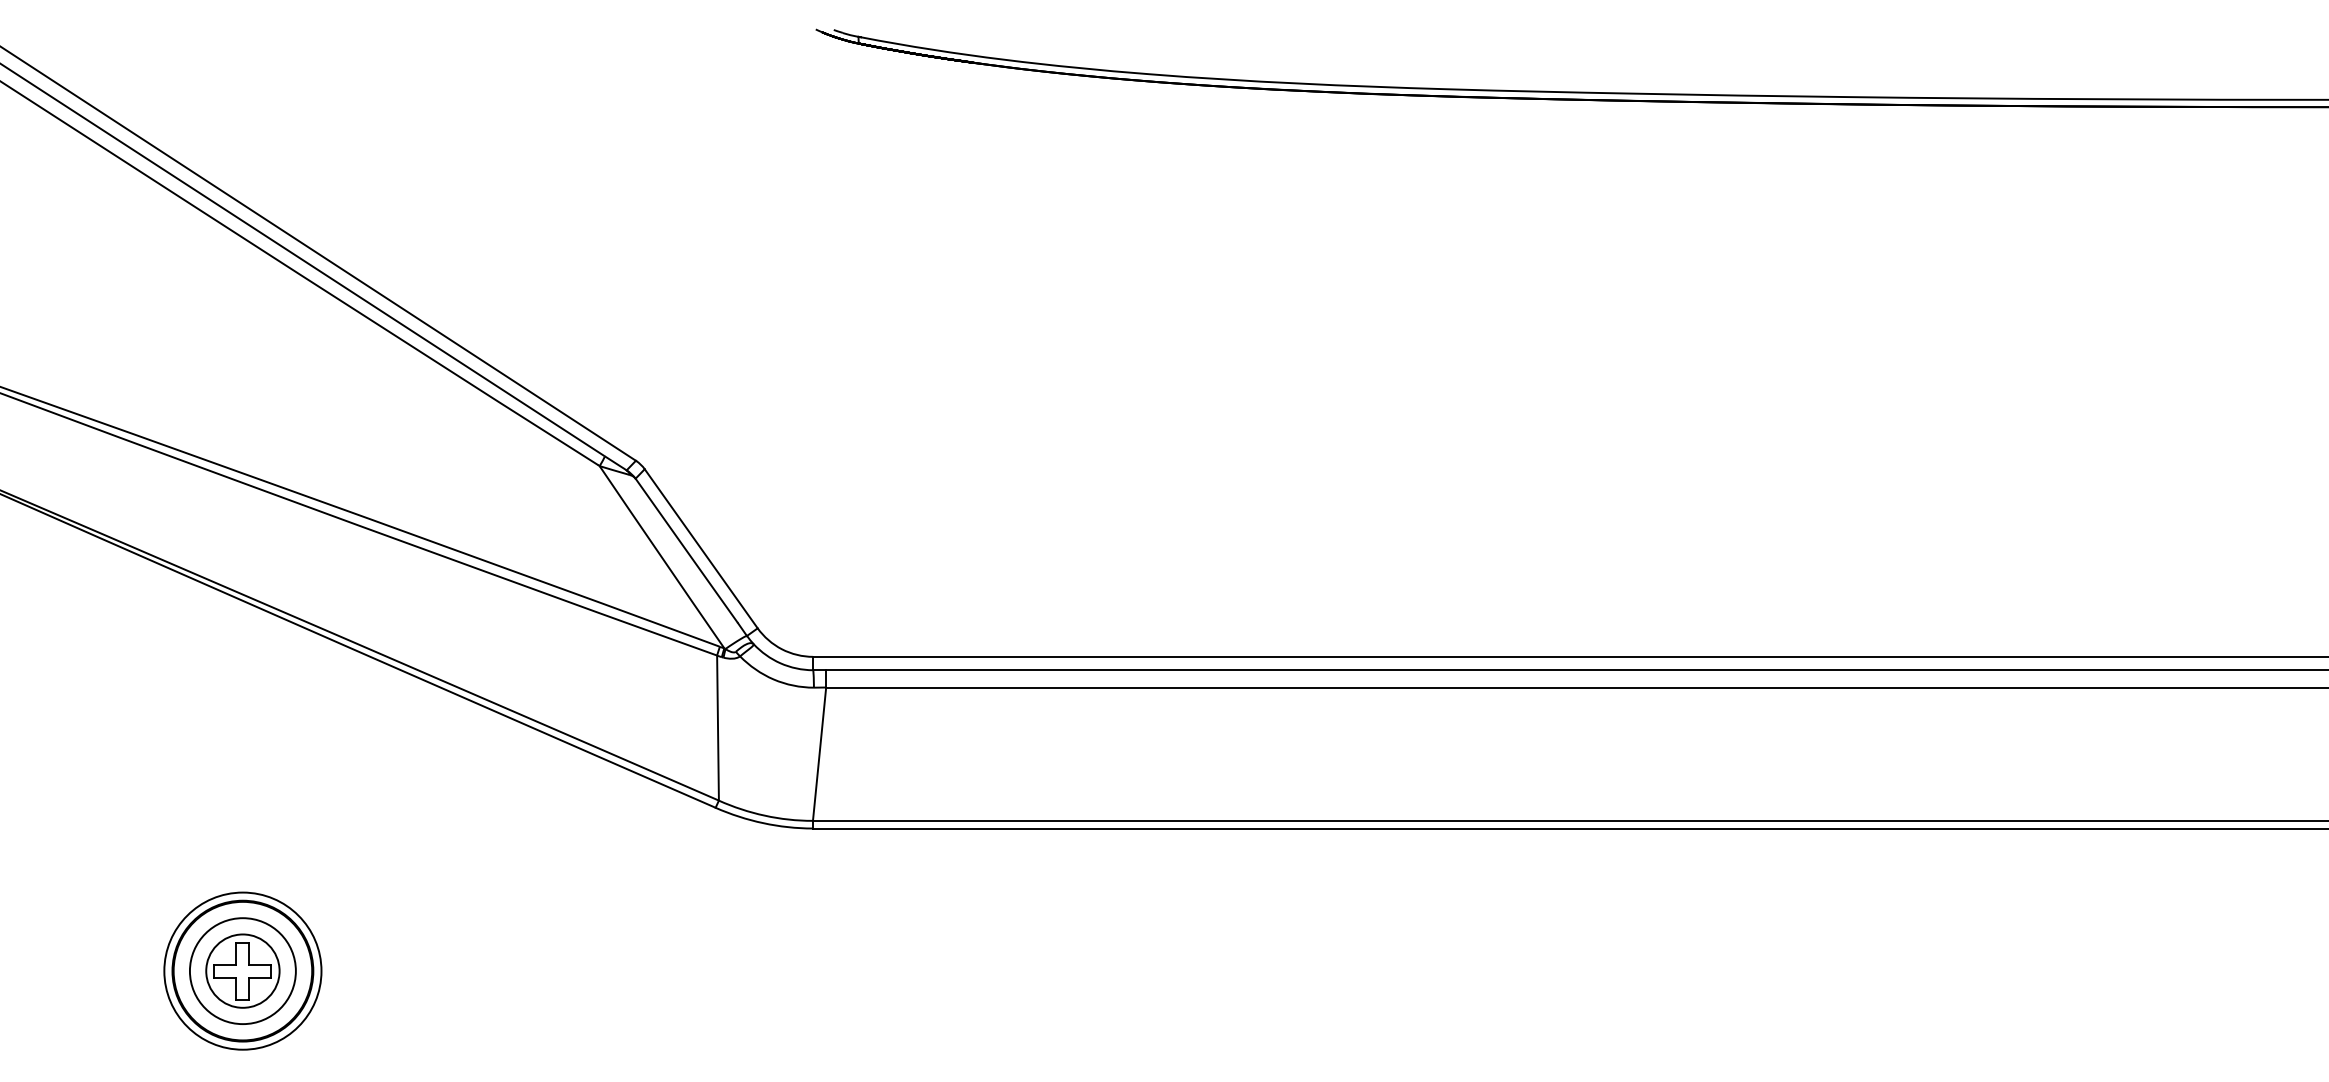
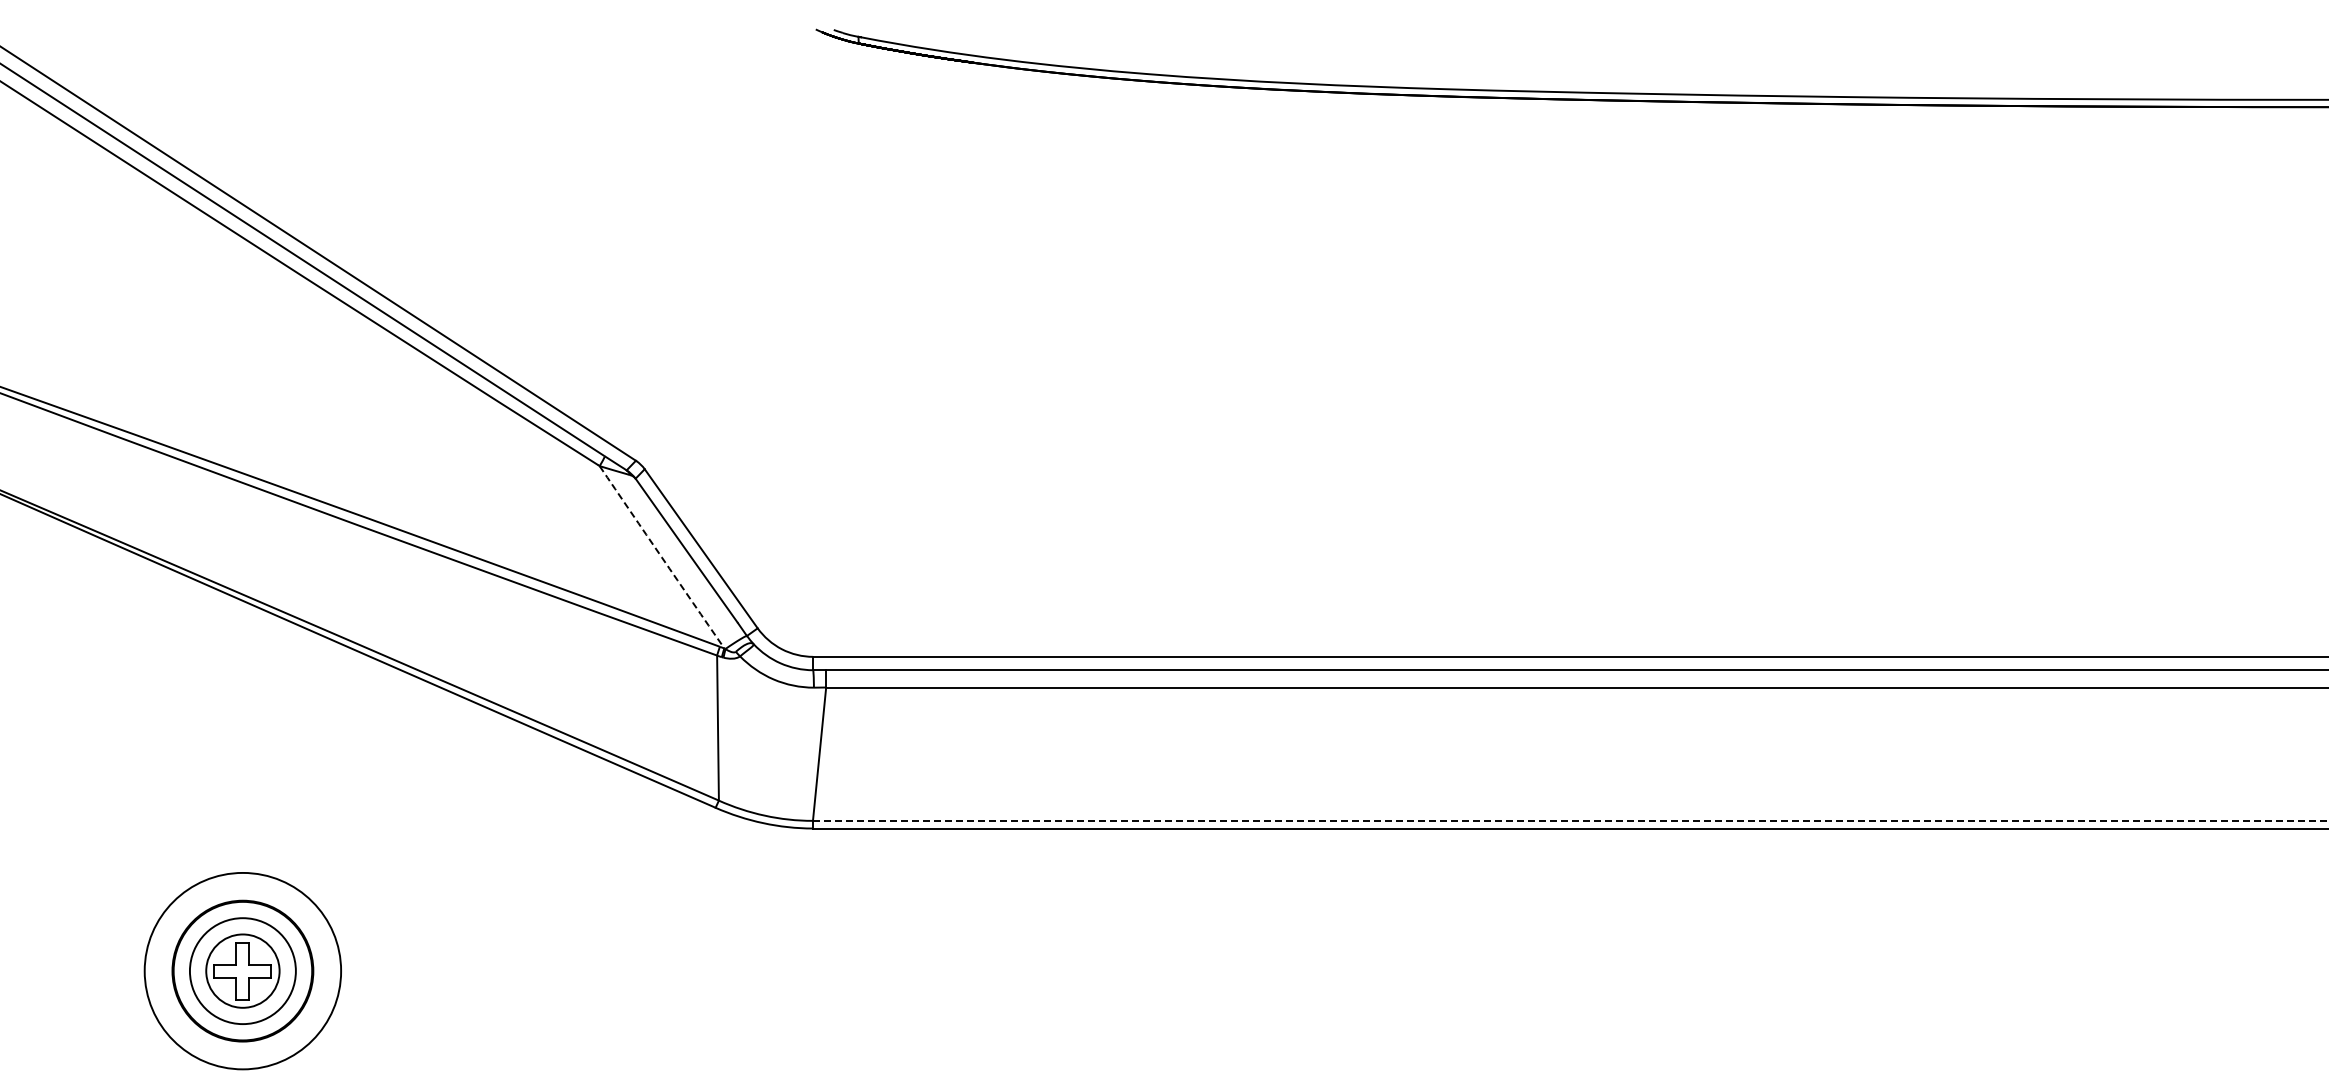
arc: solid -> dashed (661, 557)
line: solid -> dashed (1570, 820)
circle diameter: 157 px -> 196 px (242, 970)
